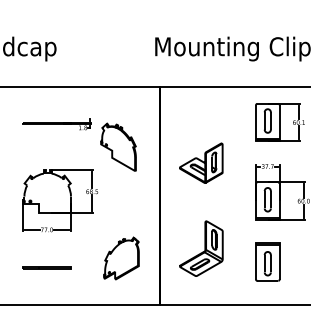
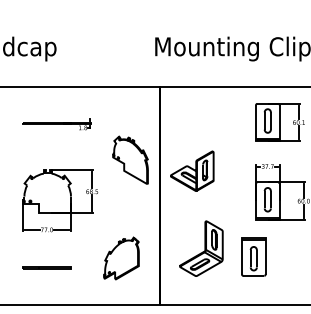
part position: (118, 146) -> (130, 159) (130, 159)
part position: (201, 162) -> (192, 170) (192, 170)
part position: (267, 261) -> (253, 256) (253, 256)
